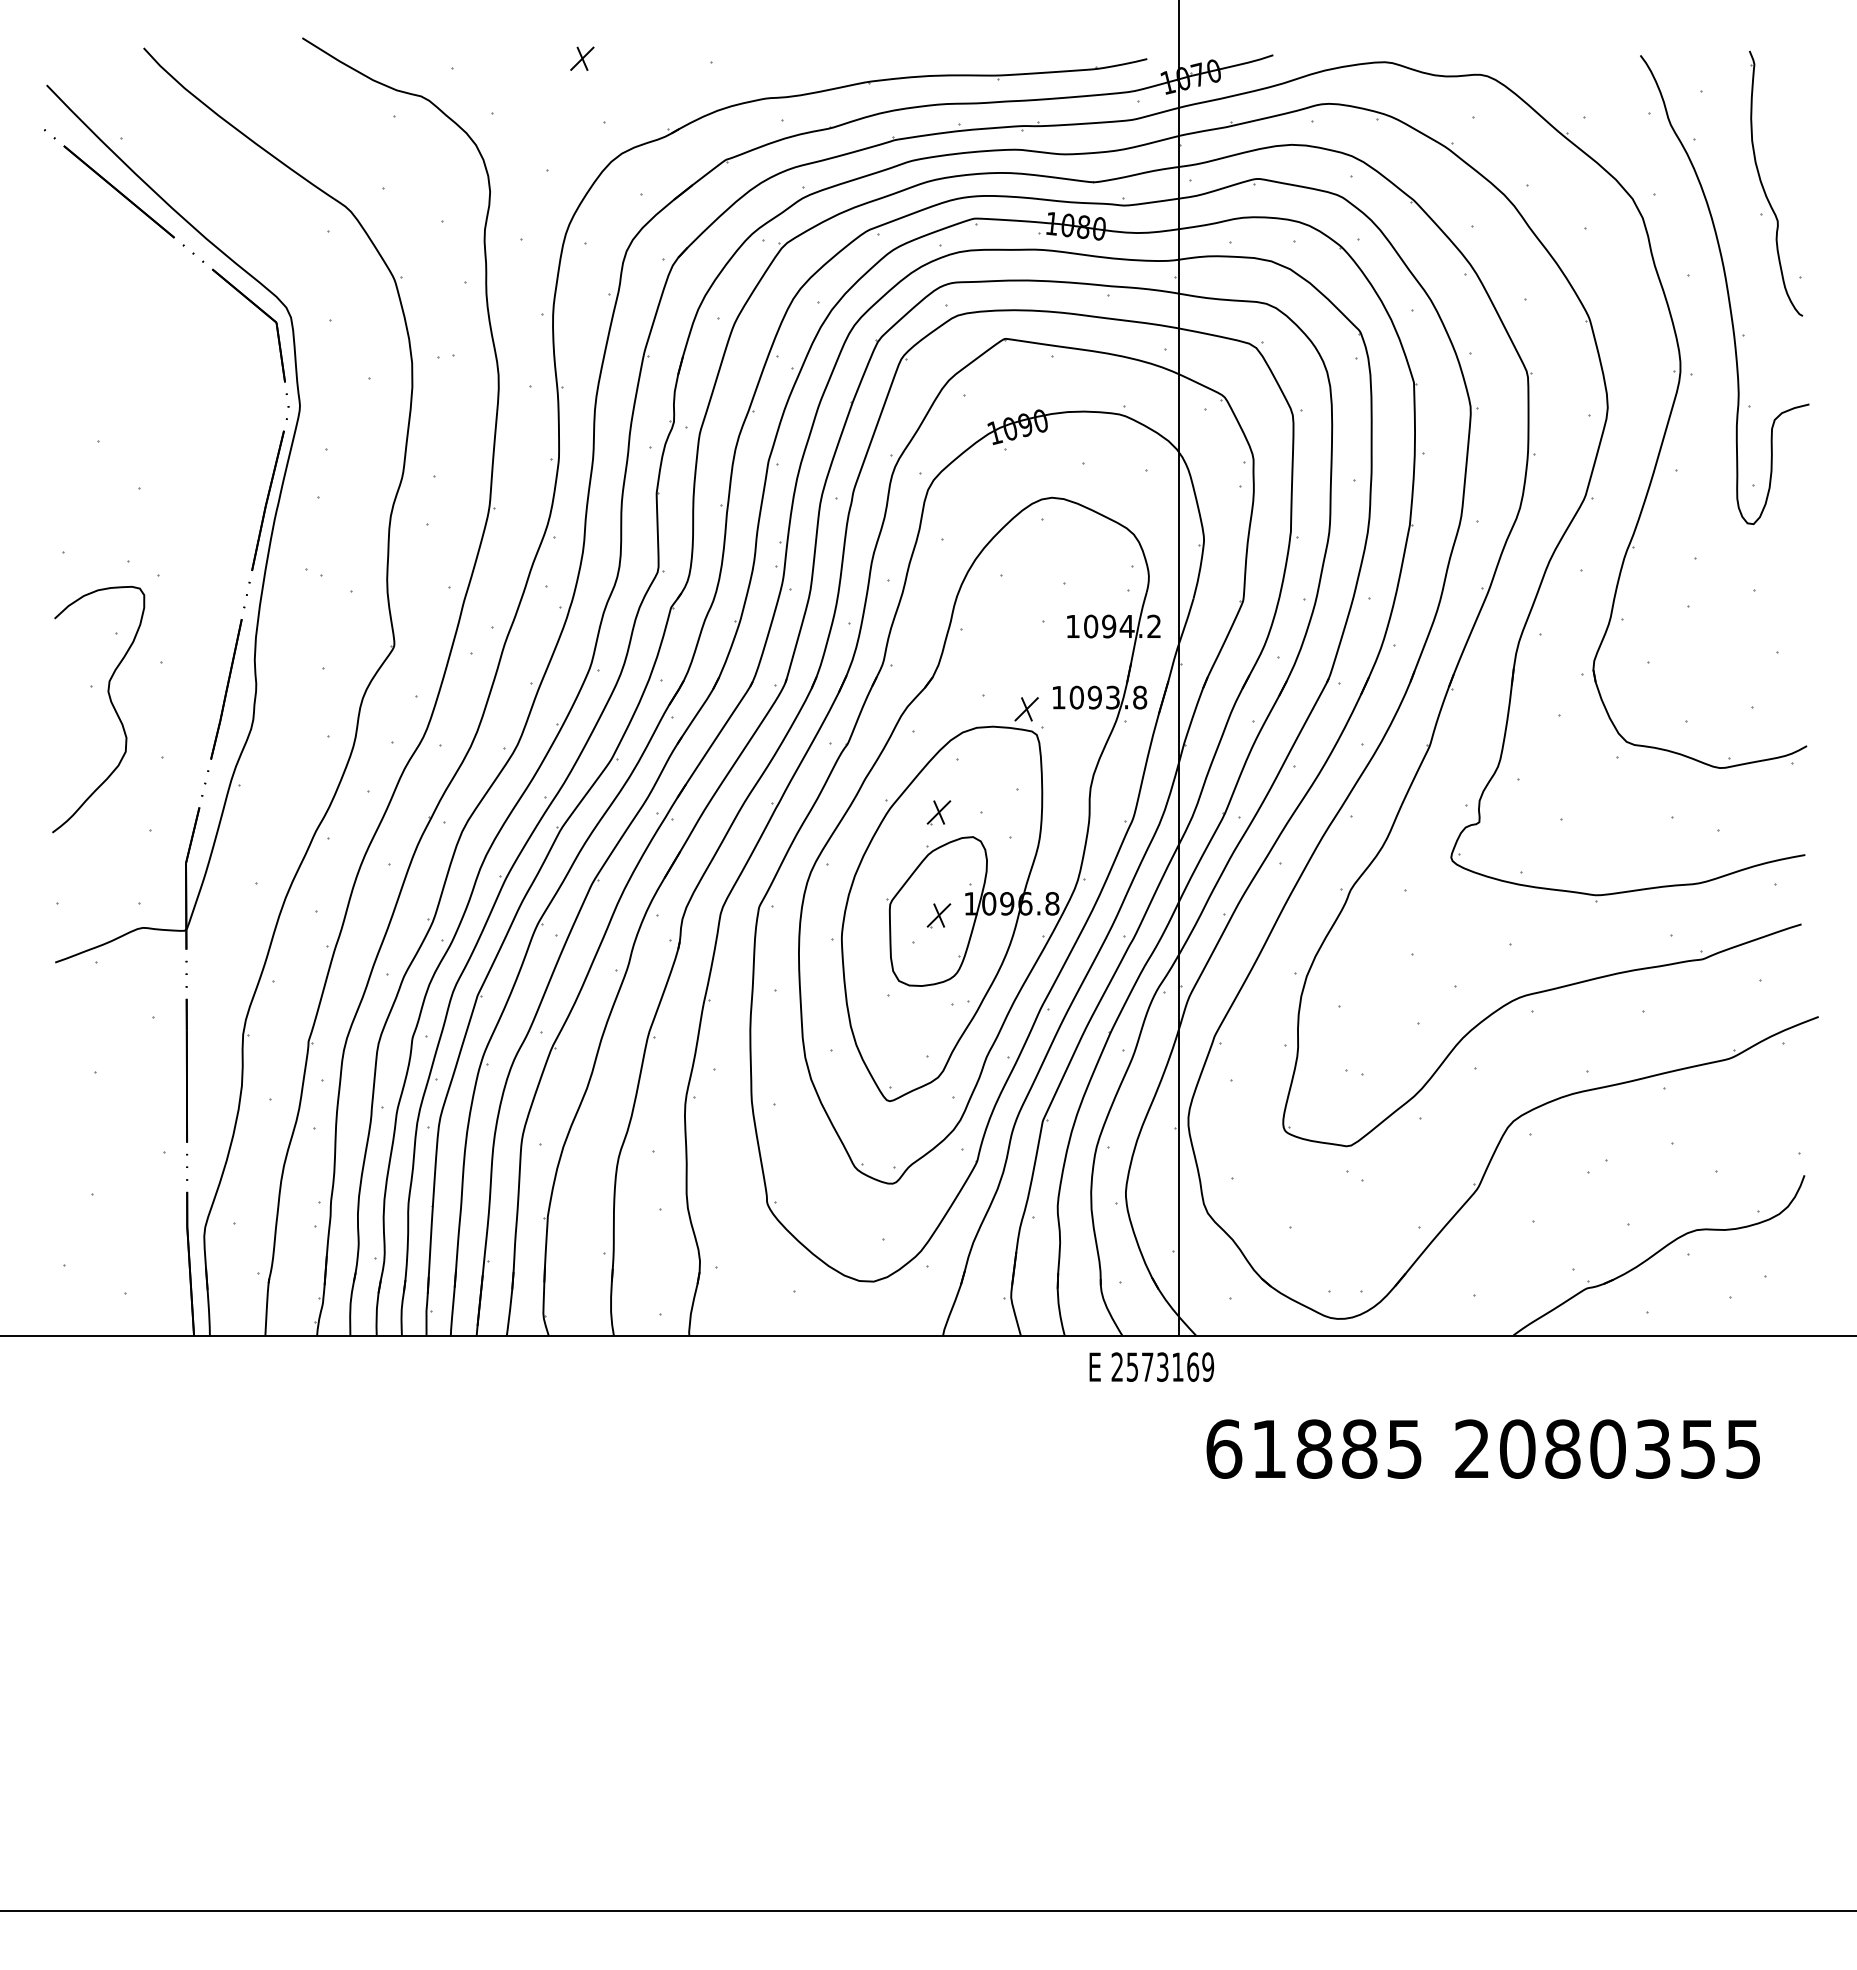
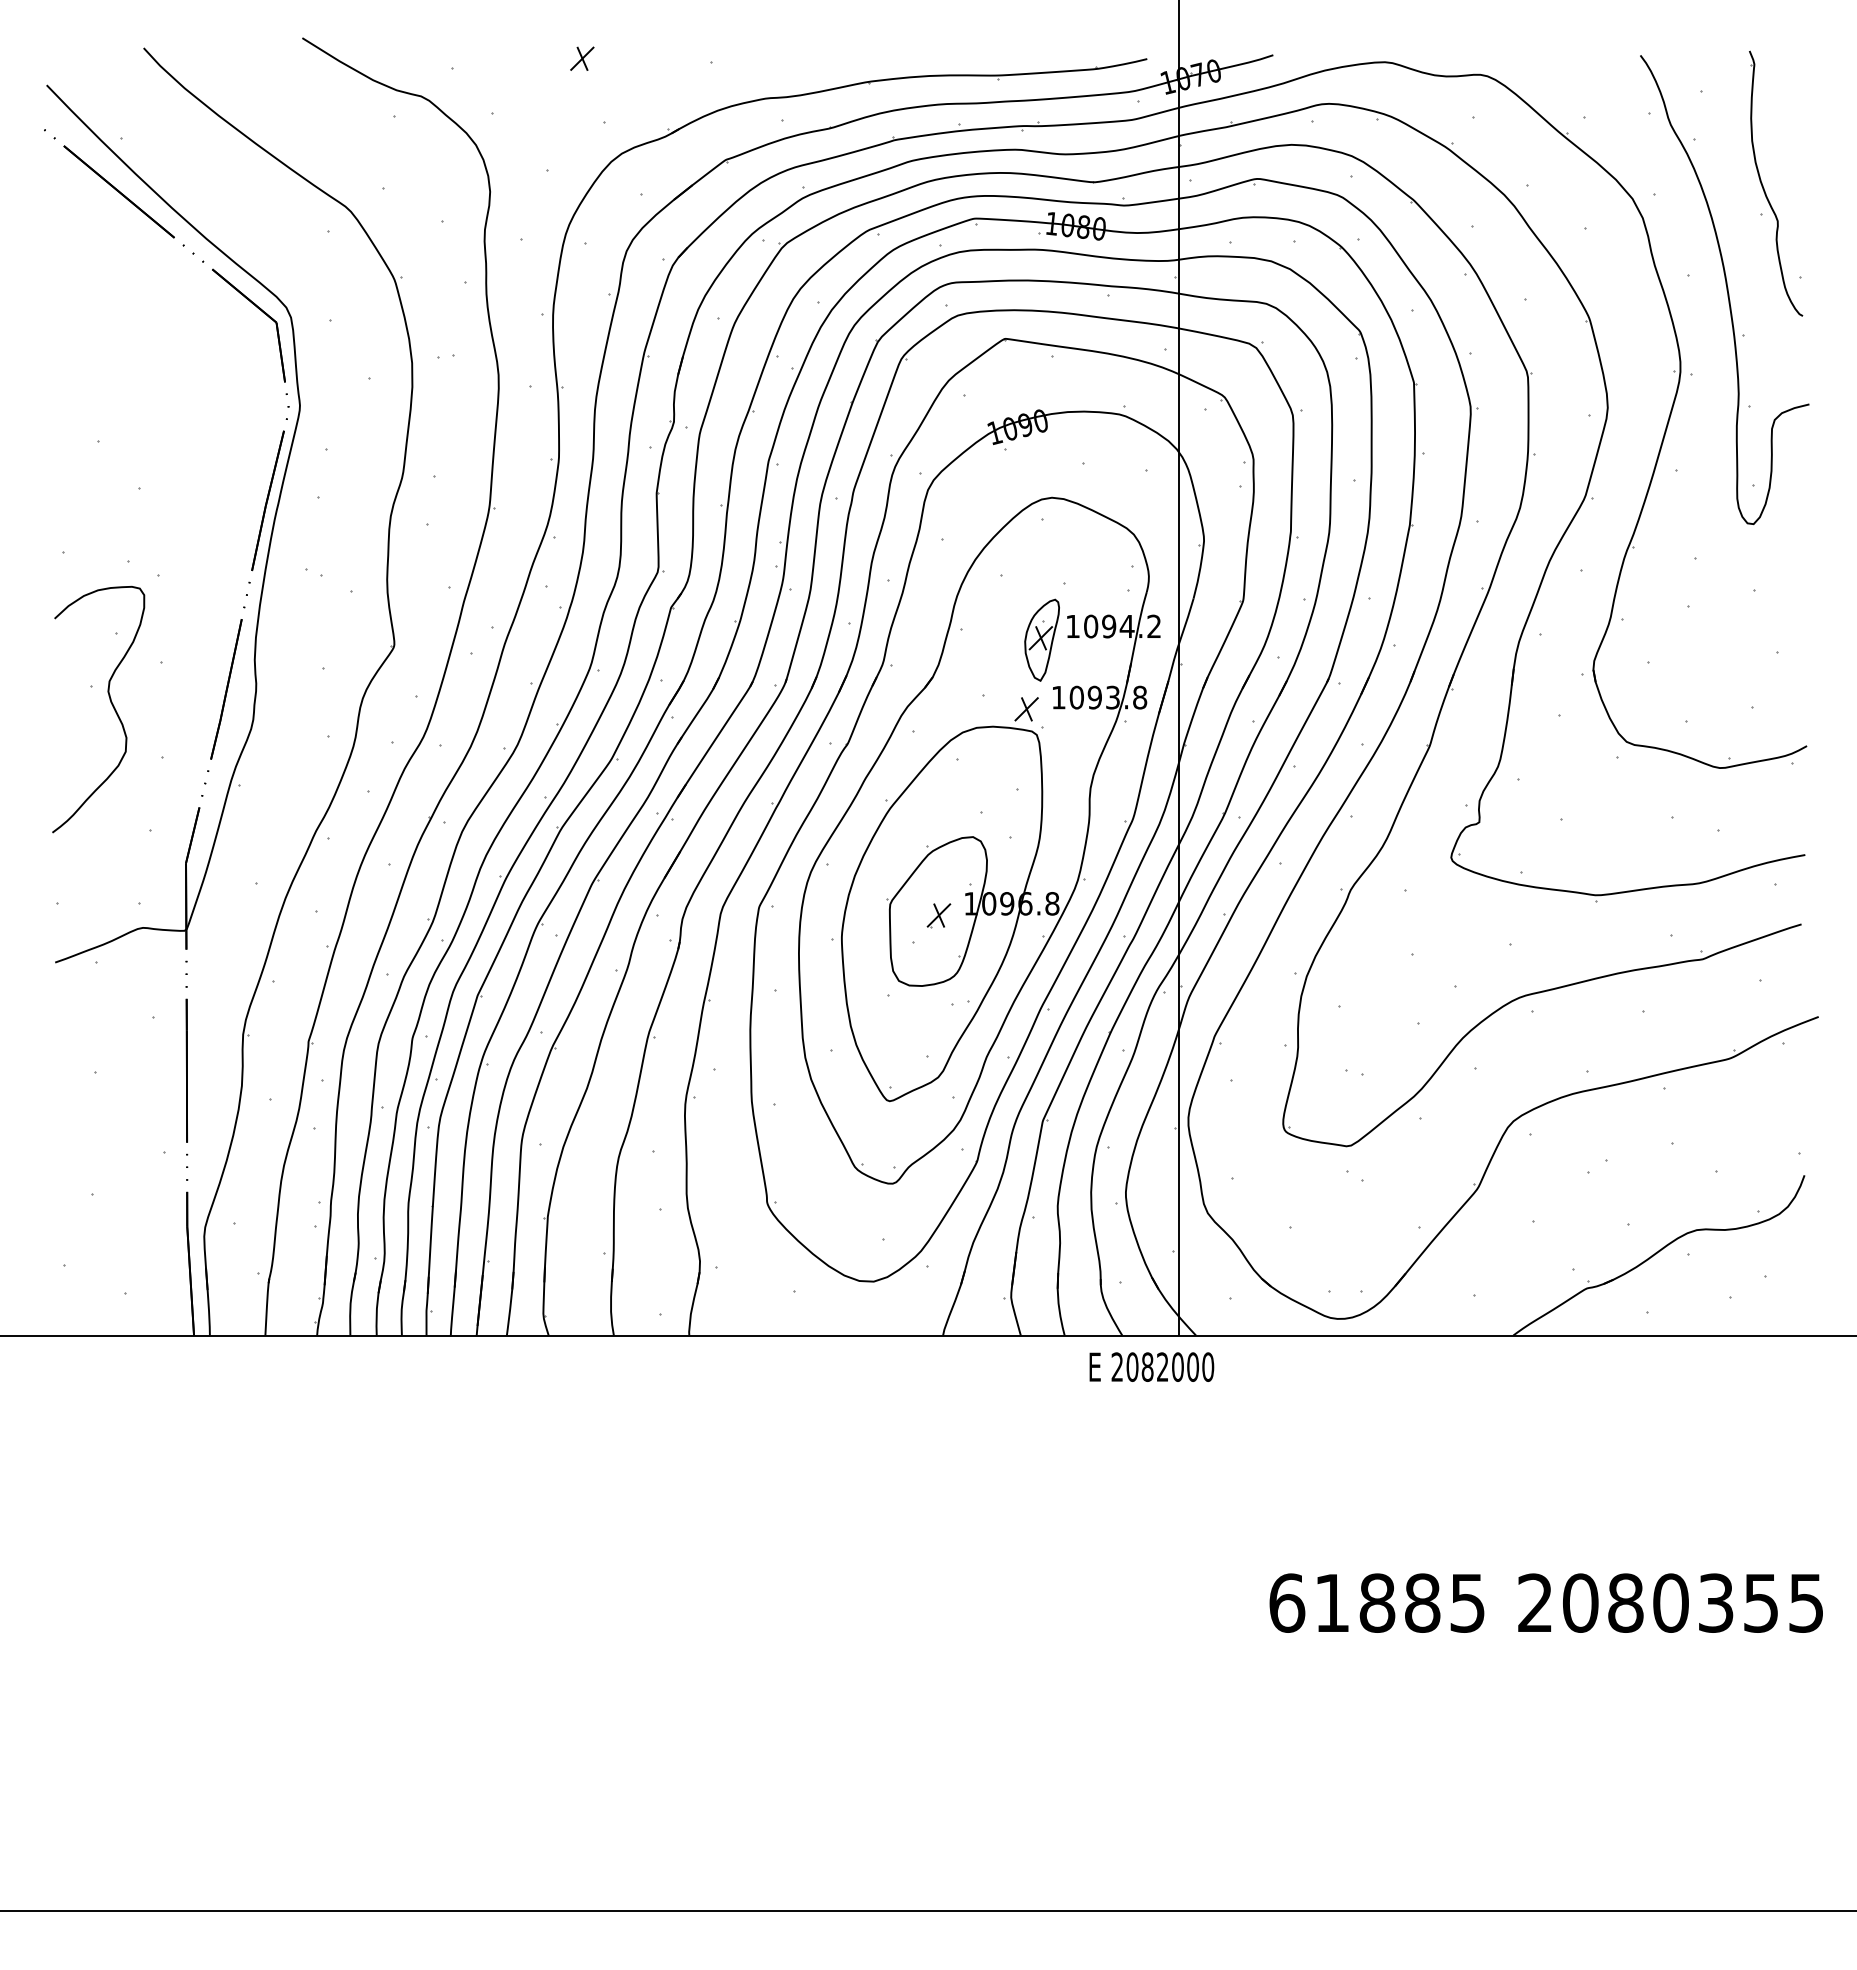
part: none -> present (1041, 639)
part: present -> none (938, 812)
text: 2573169 -> 2082000 (1170, 1366)
text position: (1482, 1448) -> (1545, 1602) (1545, 1602)
